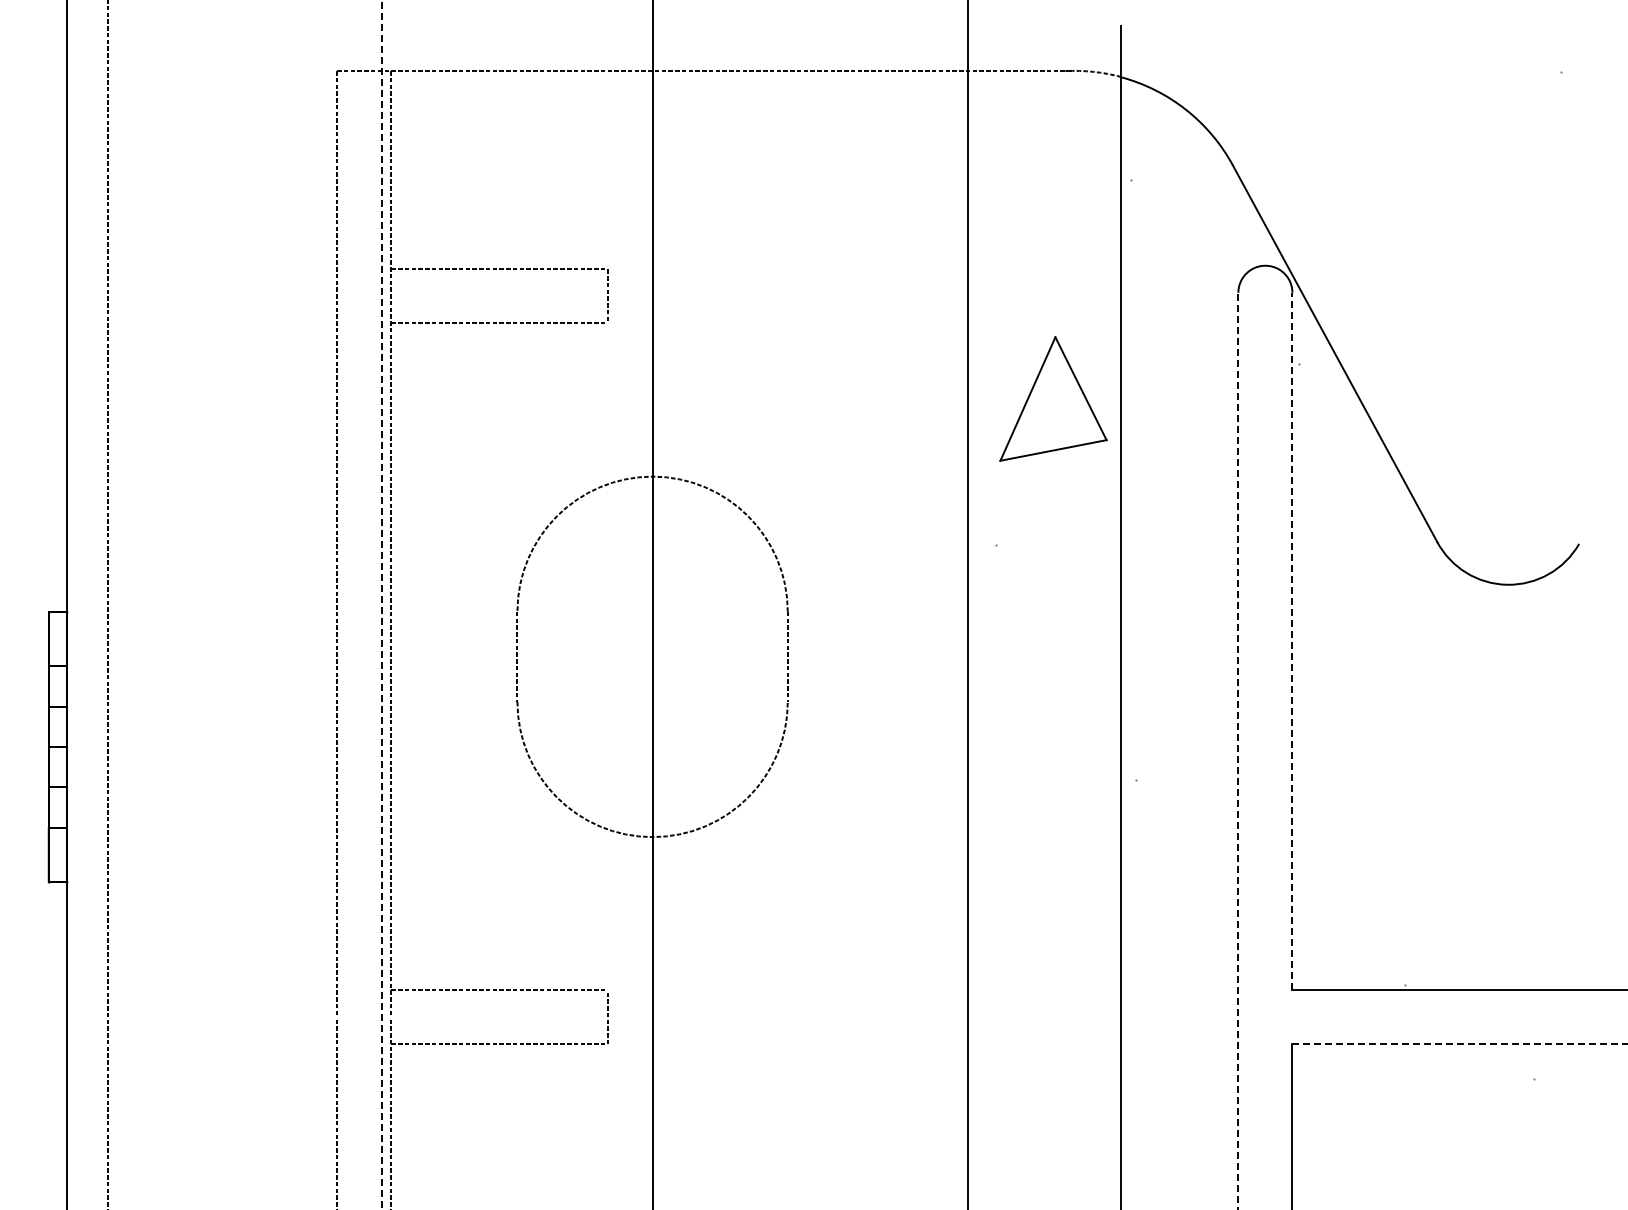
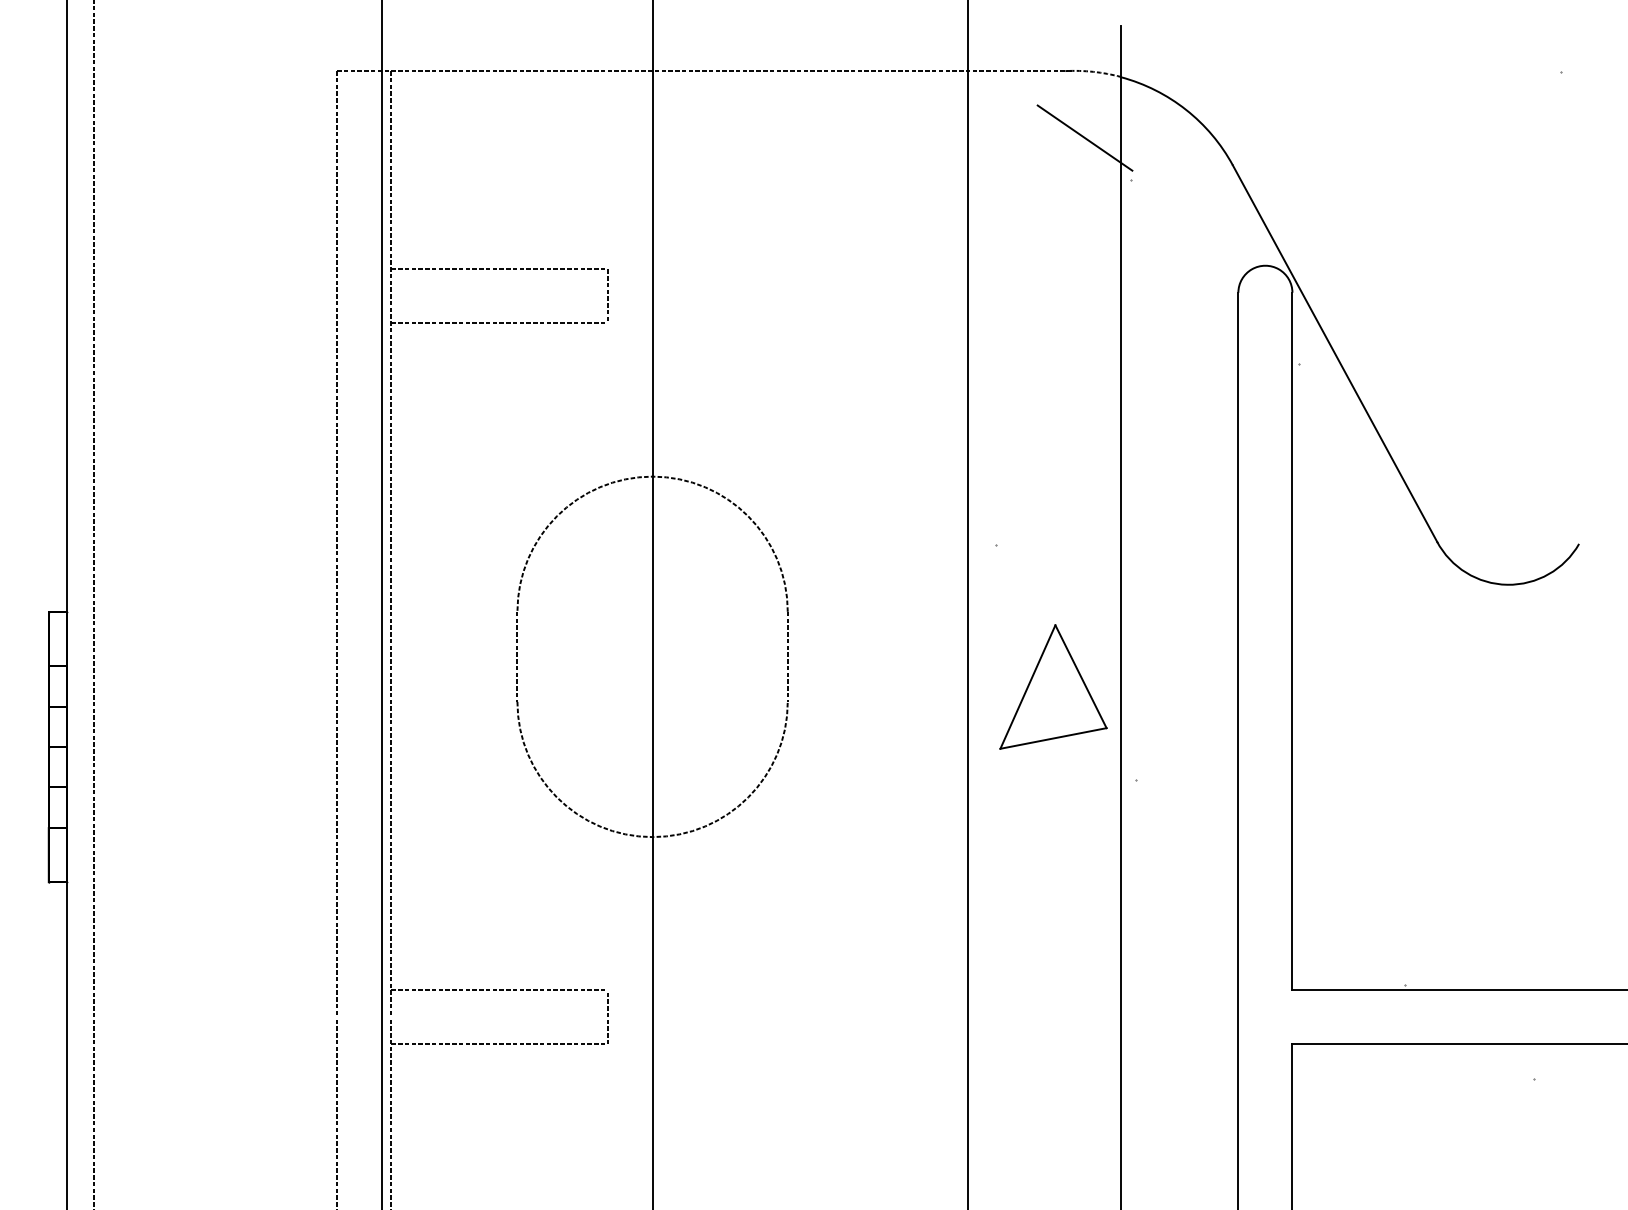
line: none -> present (1084, 137)
part position: (1053, 398) -> (1053, 686) (1053, 686)
line position: (107, 604) -> (93, 604) (93, 604)
line: dashed -> solid (382, 605)
line: dashed -> solid (1292, 641)
line: dashed -> solid (1238, 750)
line: dashed -> solid (1460, 1044)
